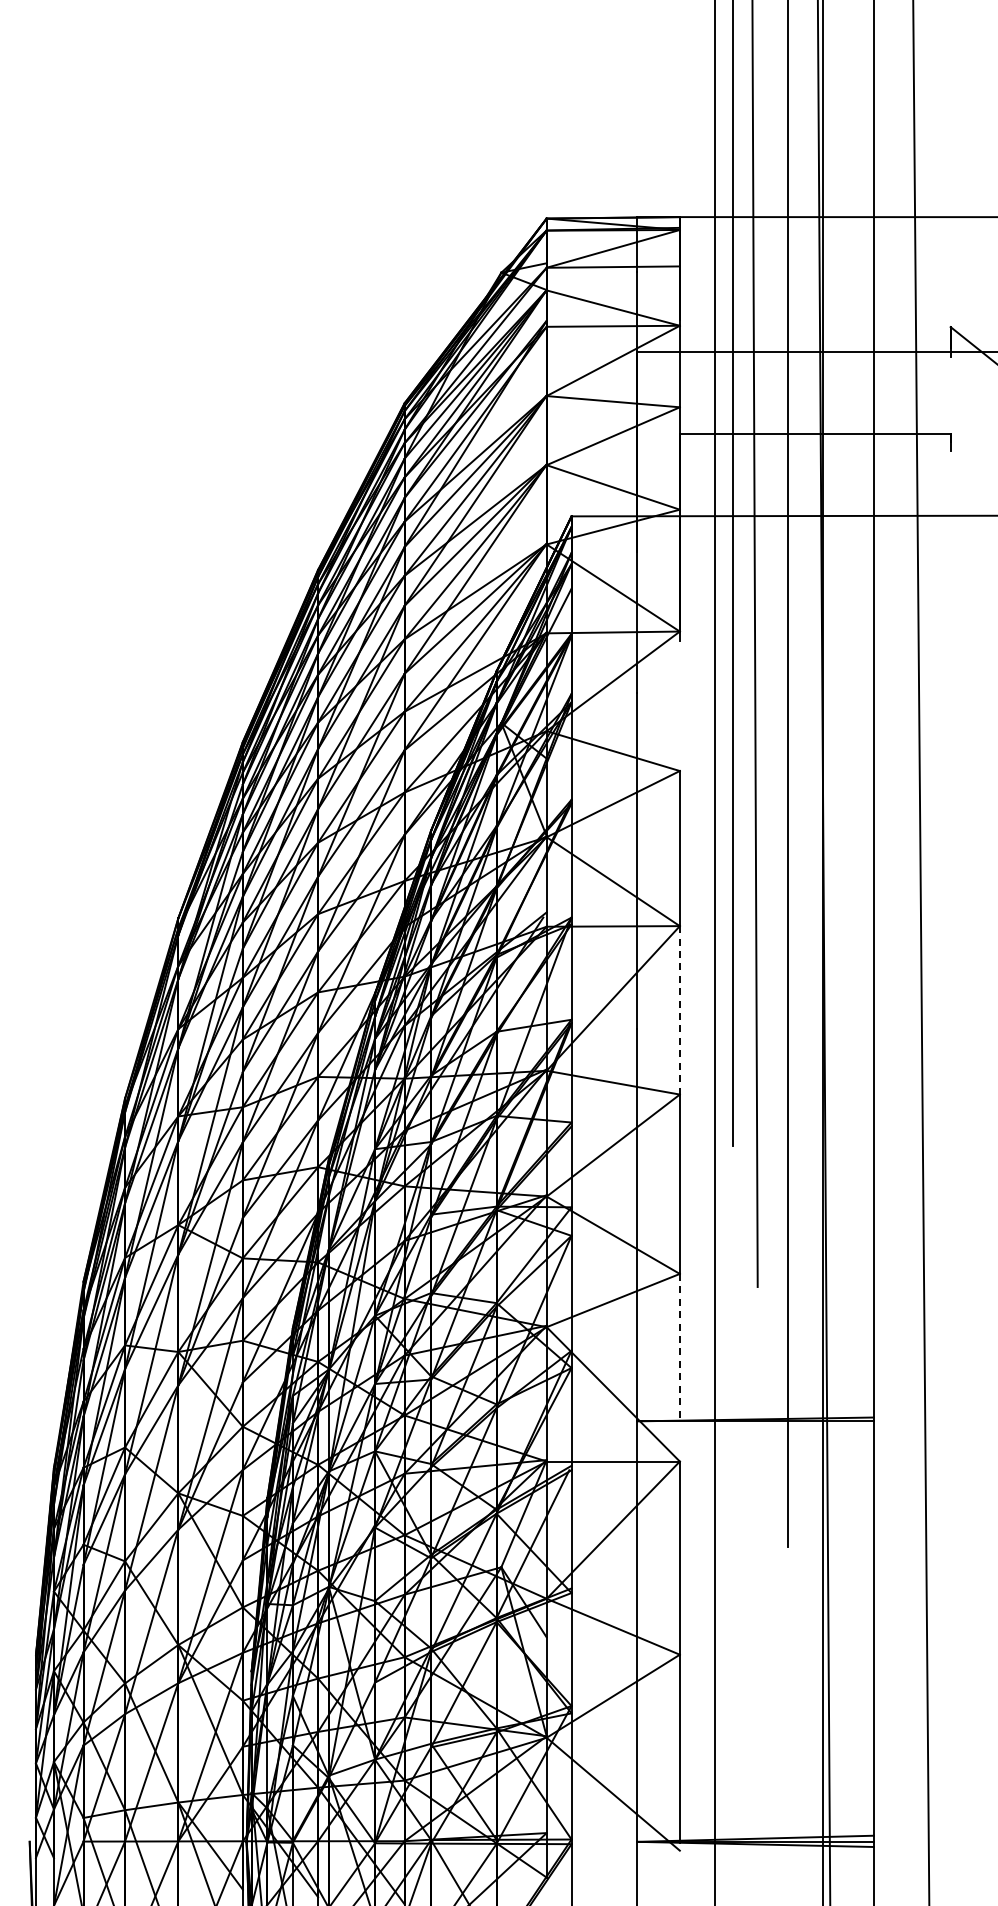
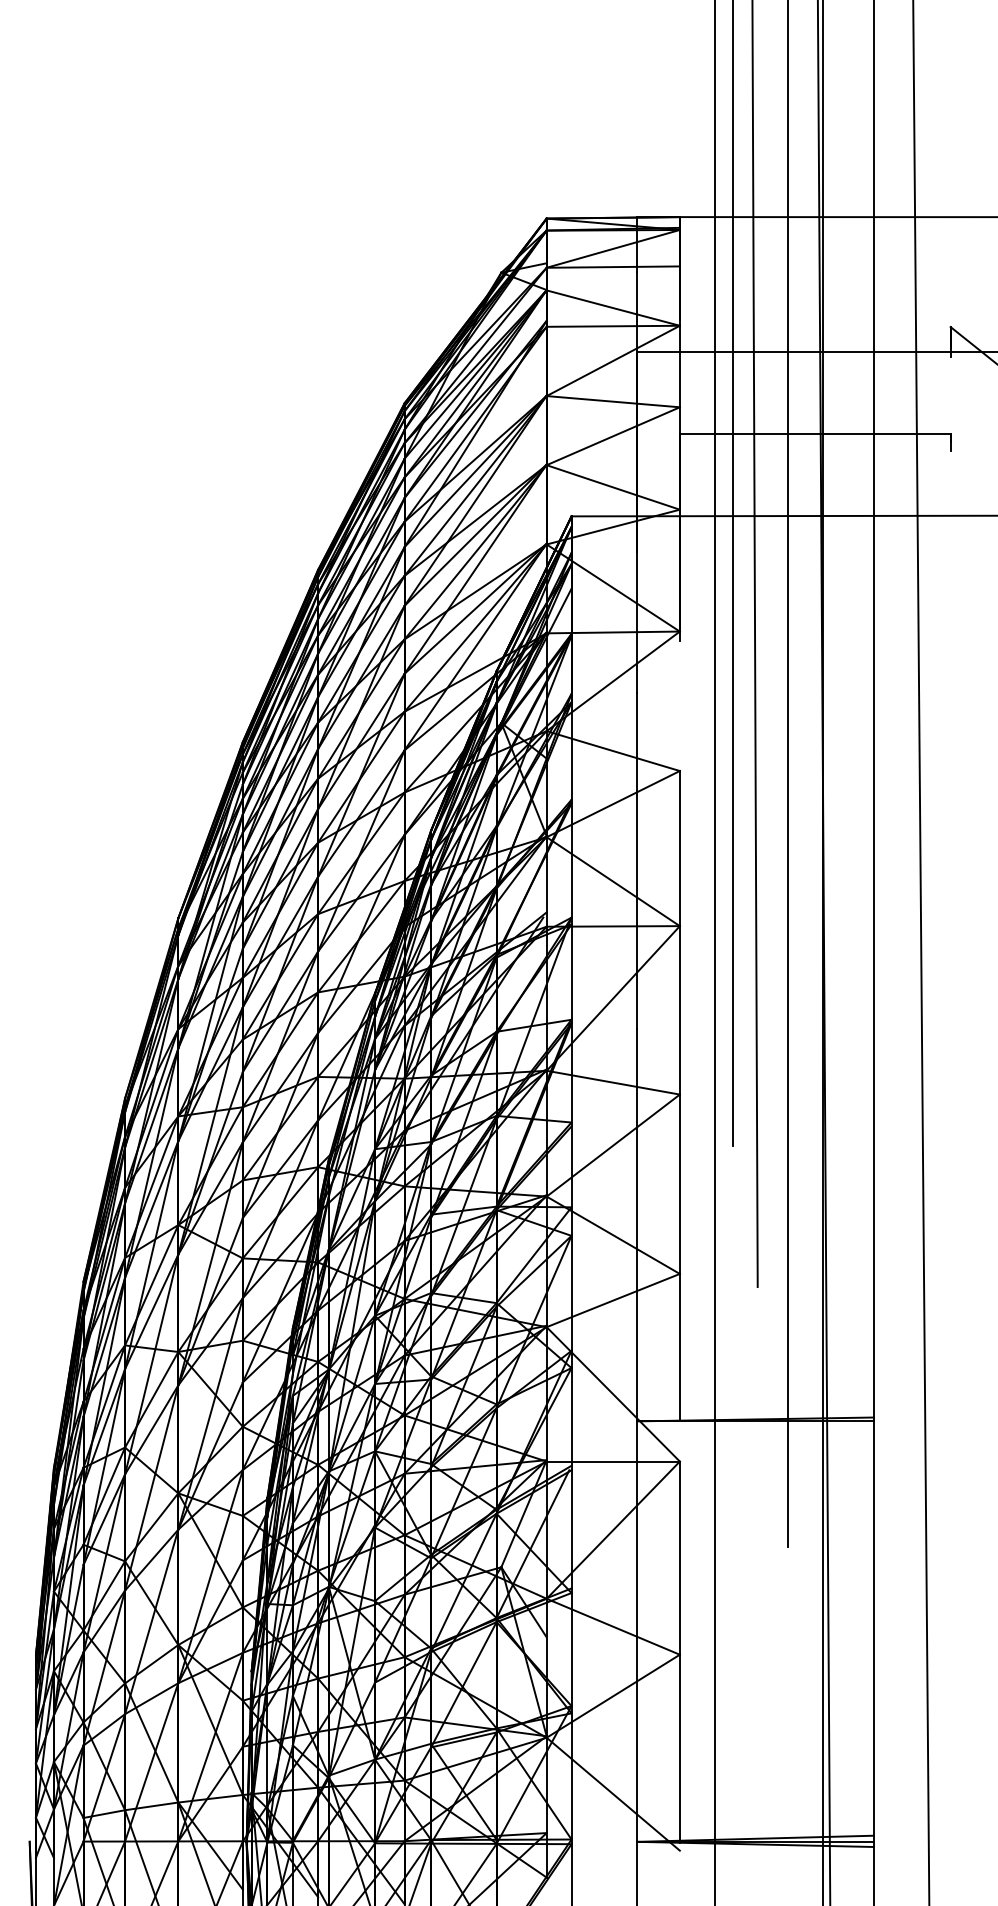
line: dashed -> solid (679, 1010)
line: dashed -> solid (679, 1347)
